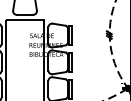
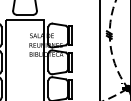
line: none -> present (100, 49)
